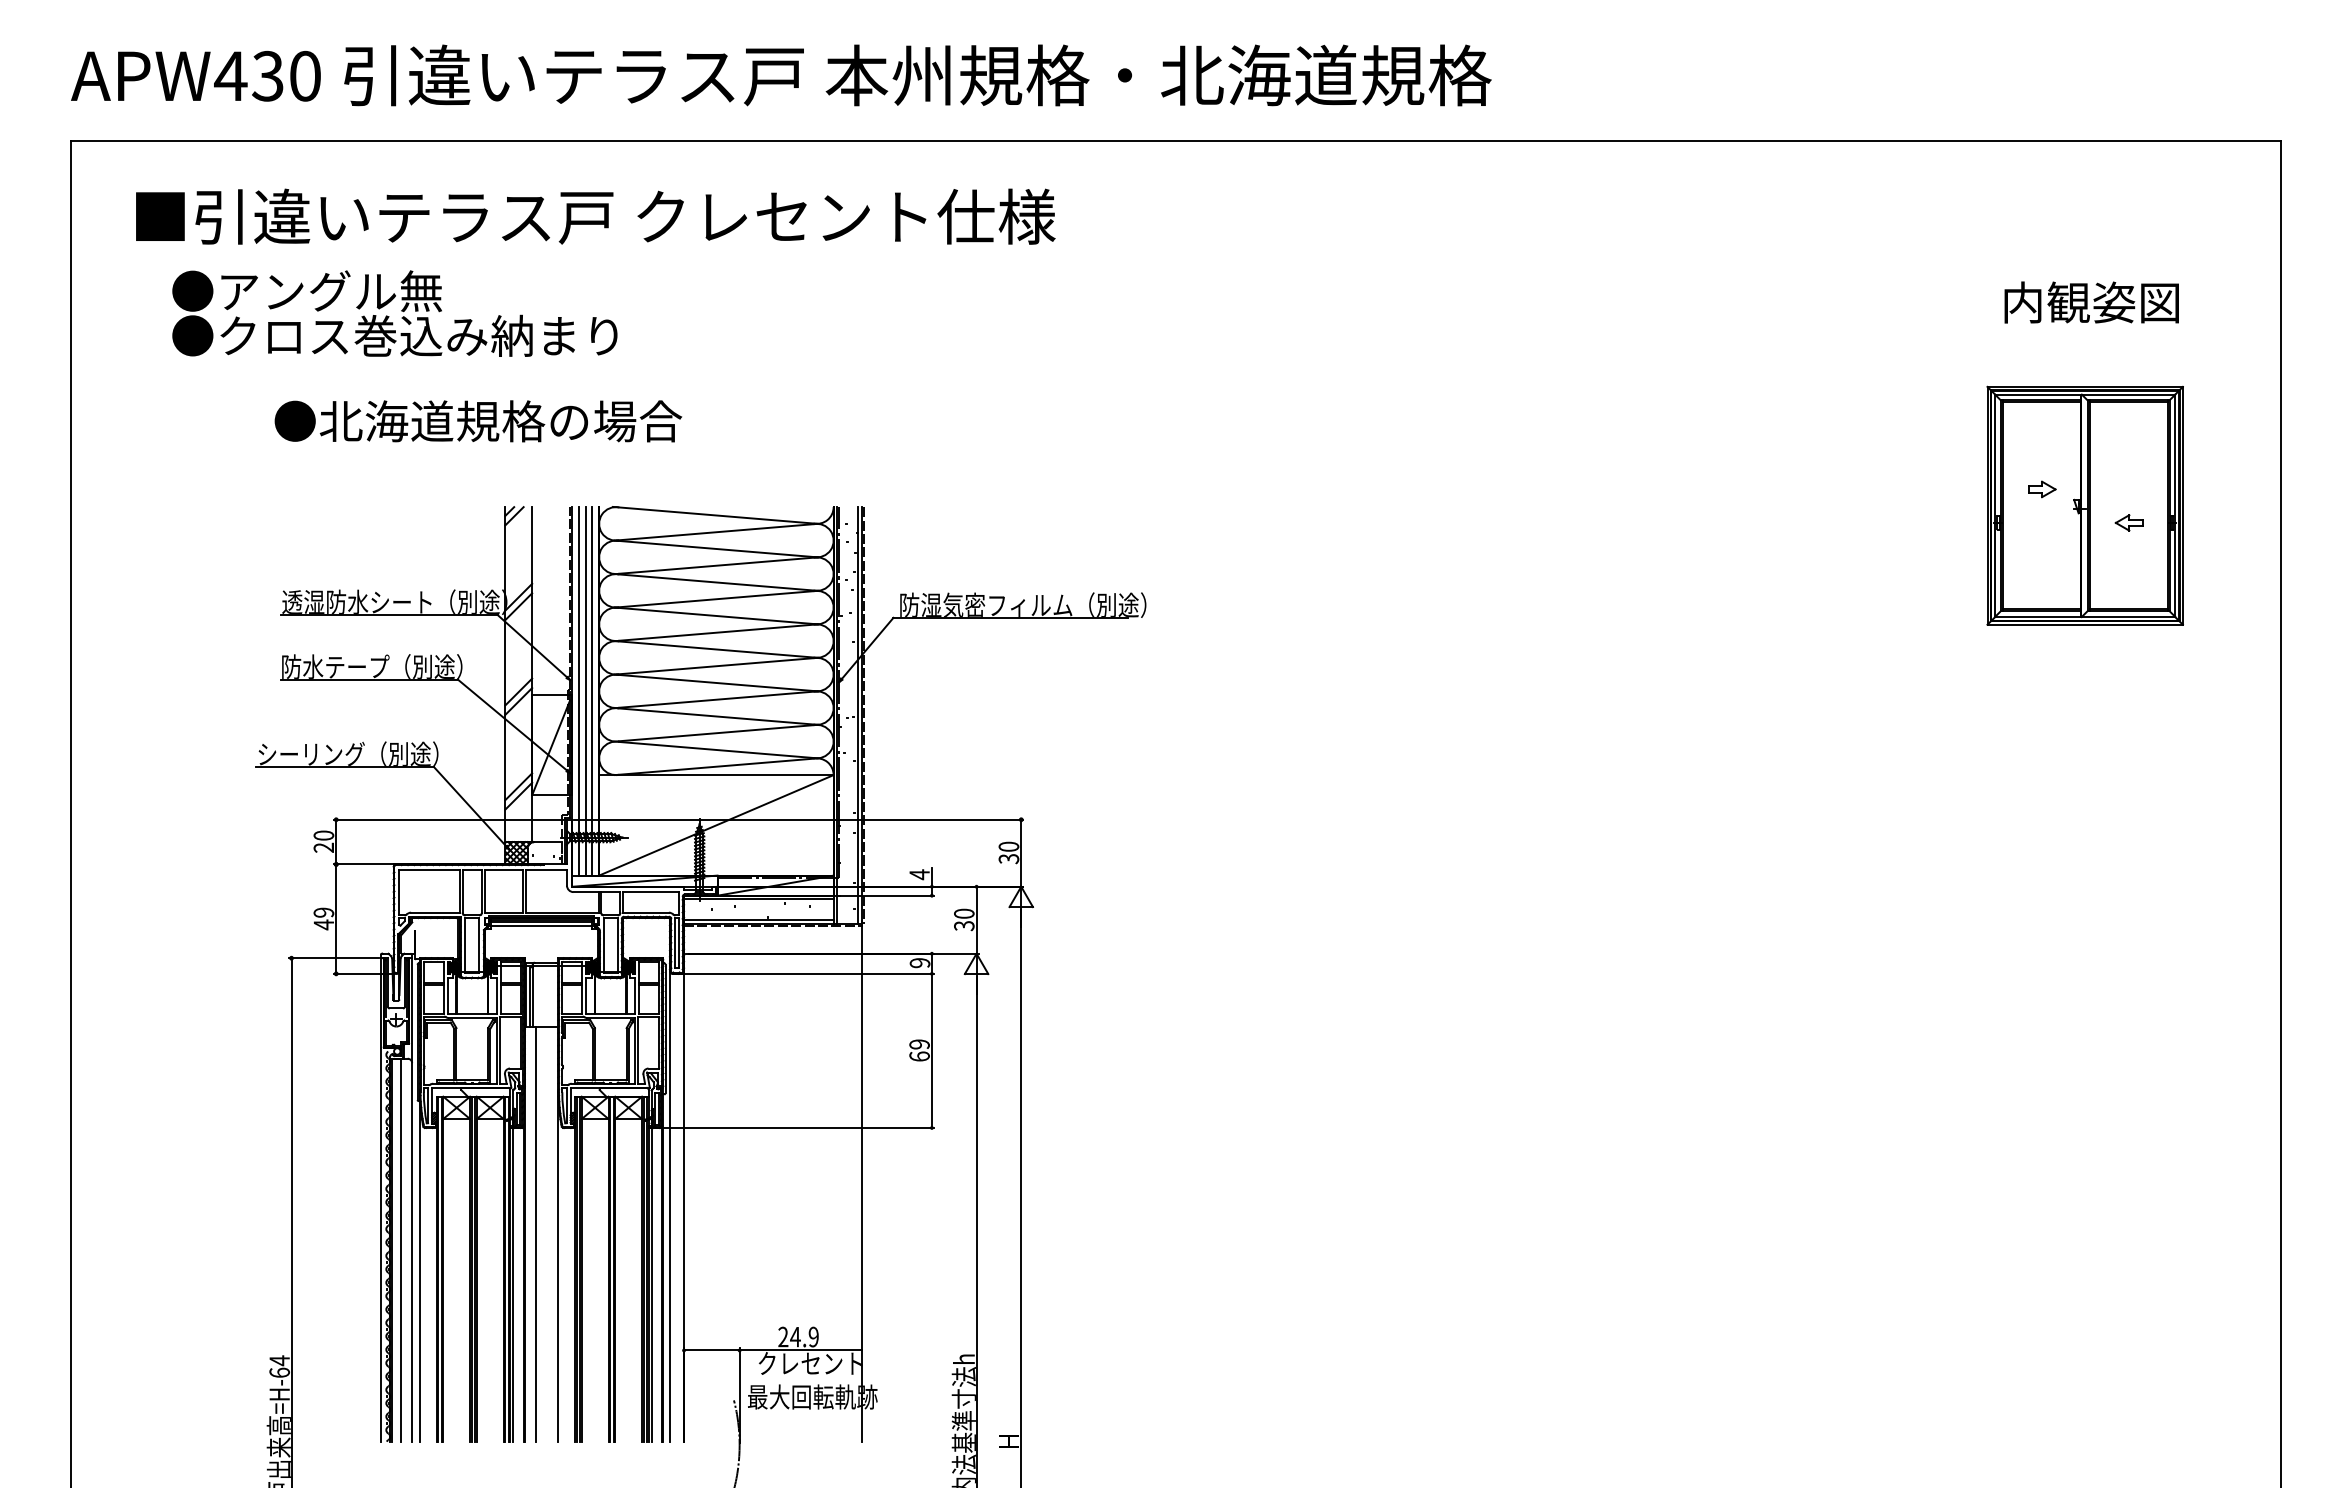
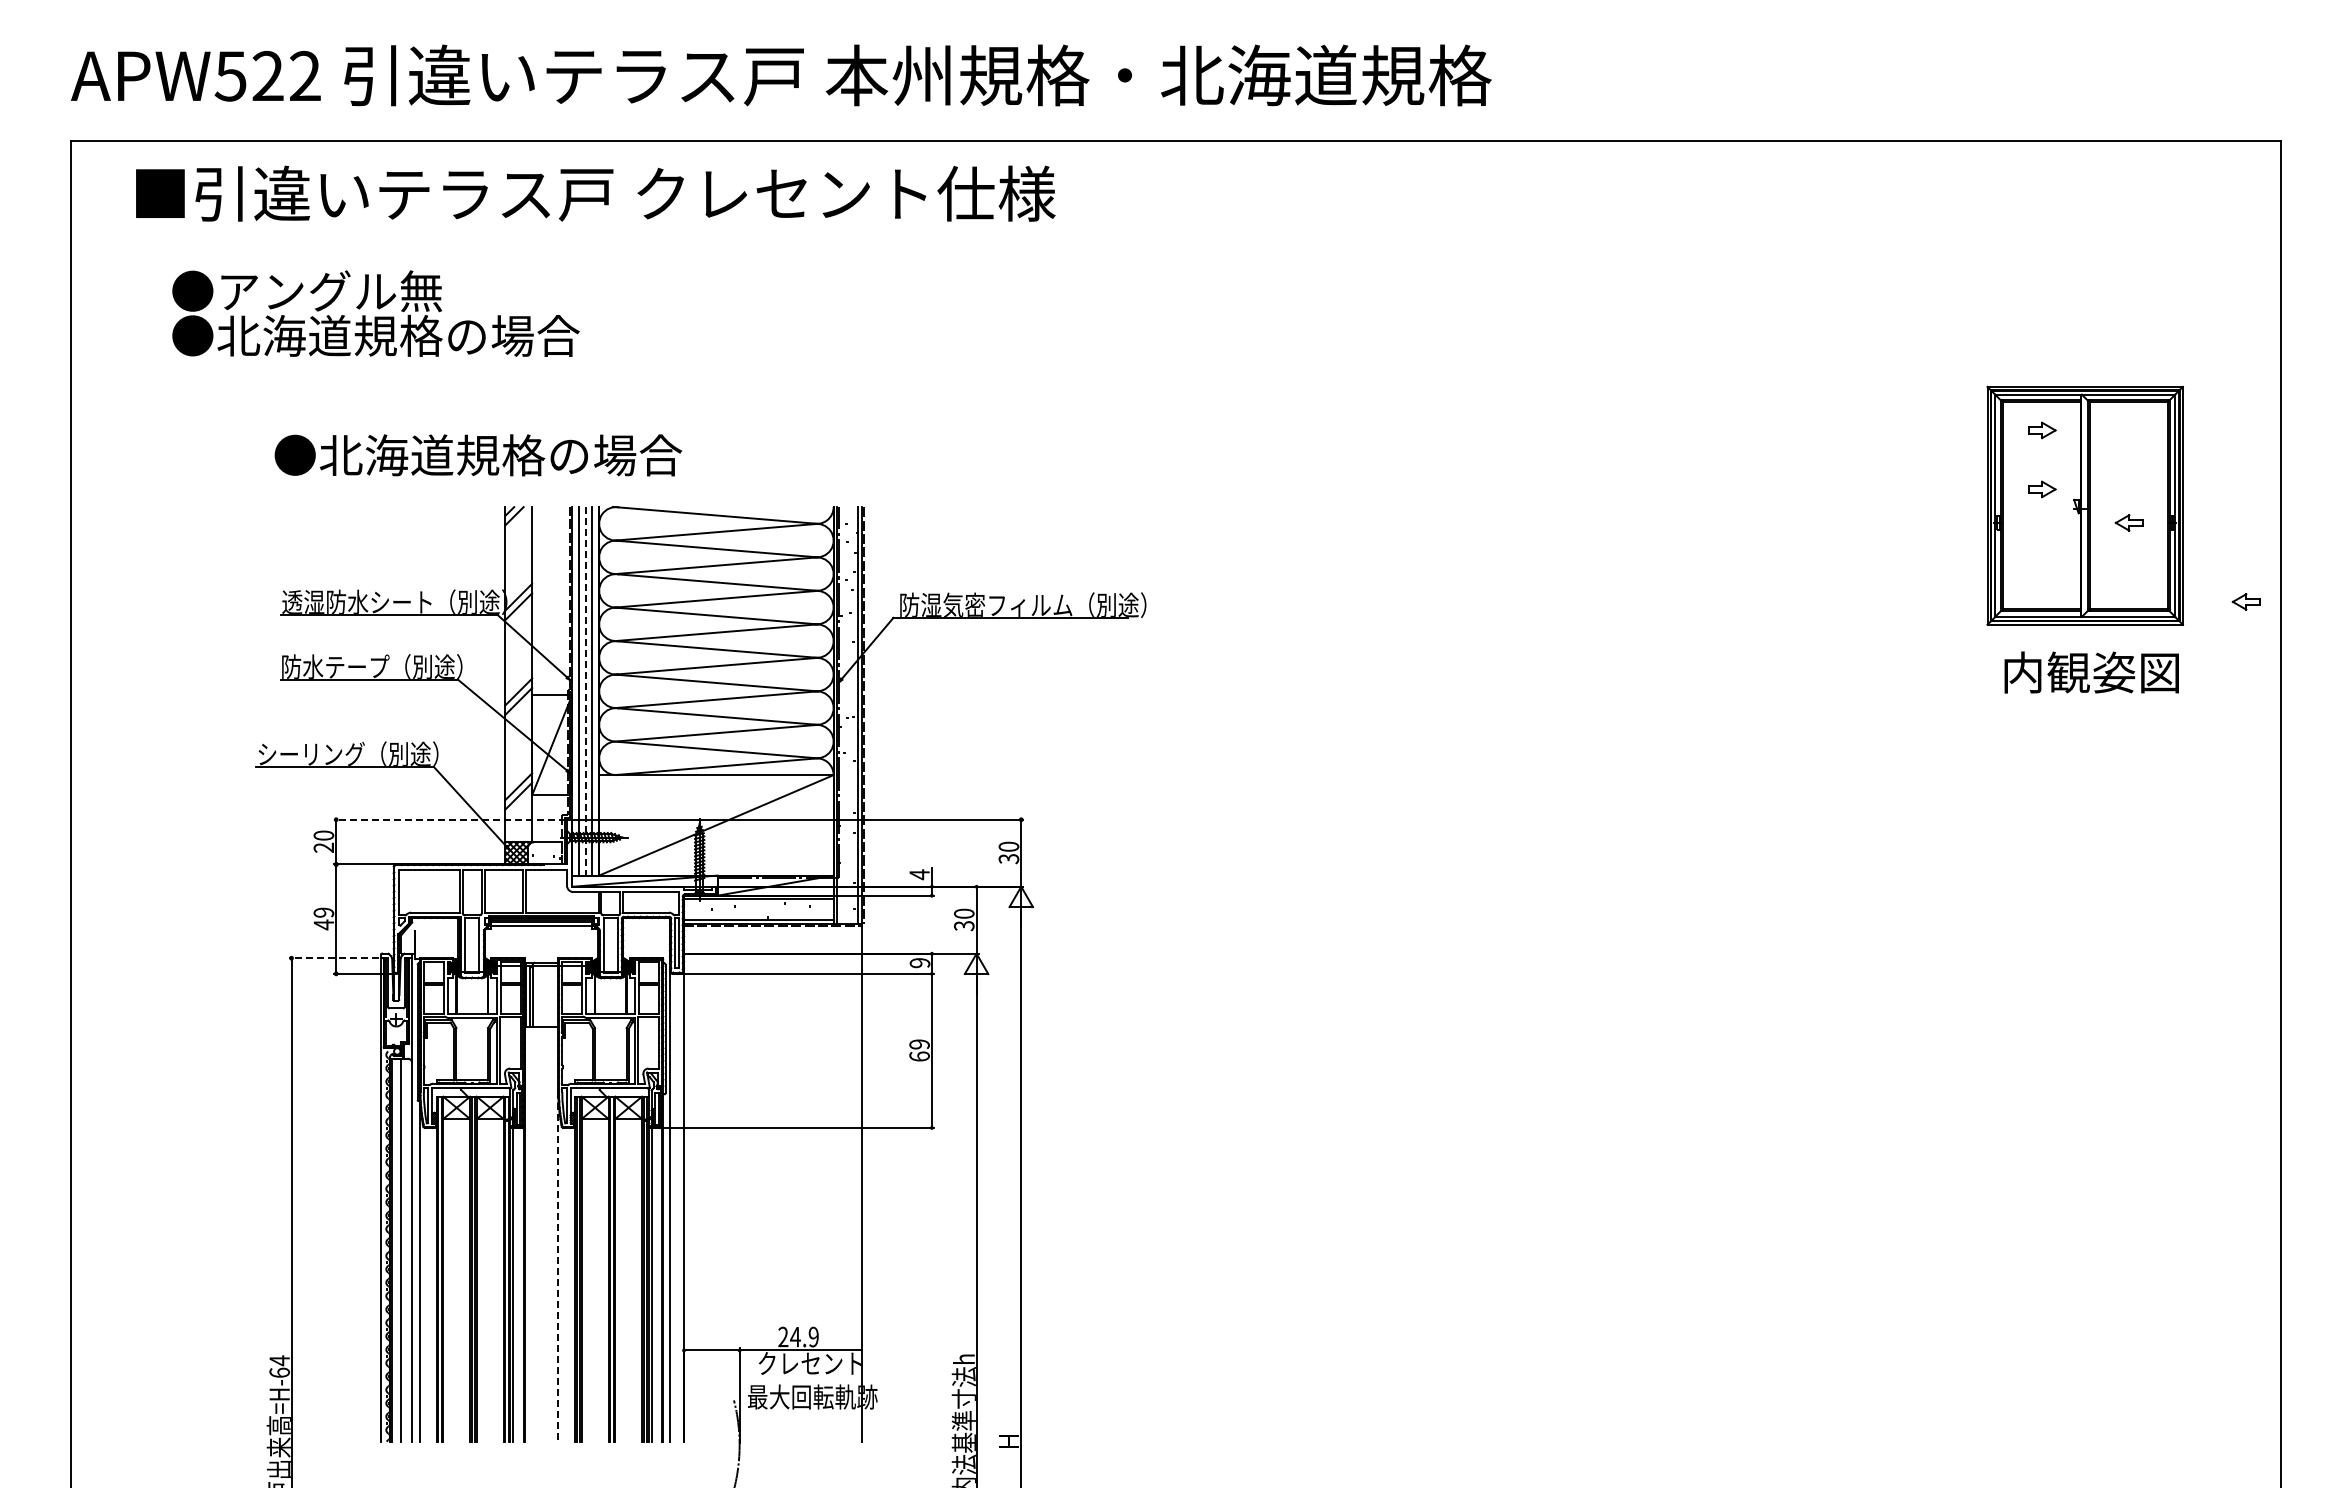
text: APW430 -> APW522 (267, 76)
text position: (595, 216) -> (595, 193) (595, 193)
text position: (2091, 302) -> (2091, 672) (2091, 672)
text: ●クロス巻込み納まり -> ●北海道規格の場合 (417, 335)
text position: (478, 421) -> (478, 455) (478, 455)
part: none -> present (2042, 430)
part: none -> present (2245, 601)
line: solid -> dashed (585, 691)
line: solid -> dashed (449, 819)
line: solid -> dashed (333, 958)
line: present -> none (535, 1234)
line: solid -> dashed (558, 1266)
